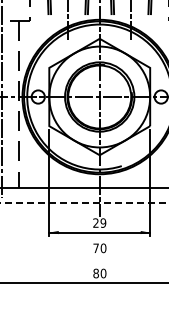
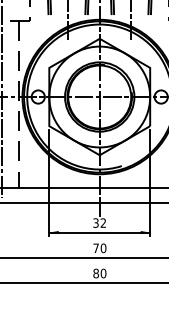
line: dashed -> solid (84, 202)
text: 29 -> 32 (99, 222)
line: none -> present (83, 257)
